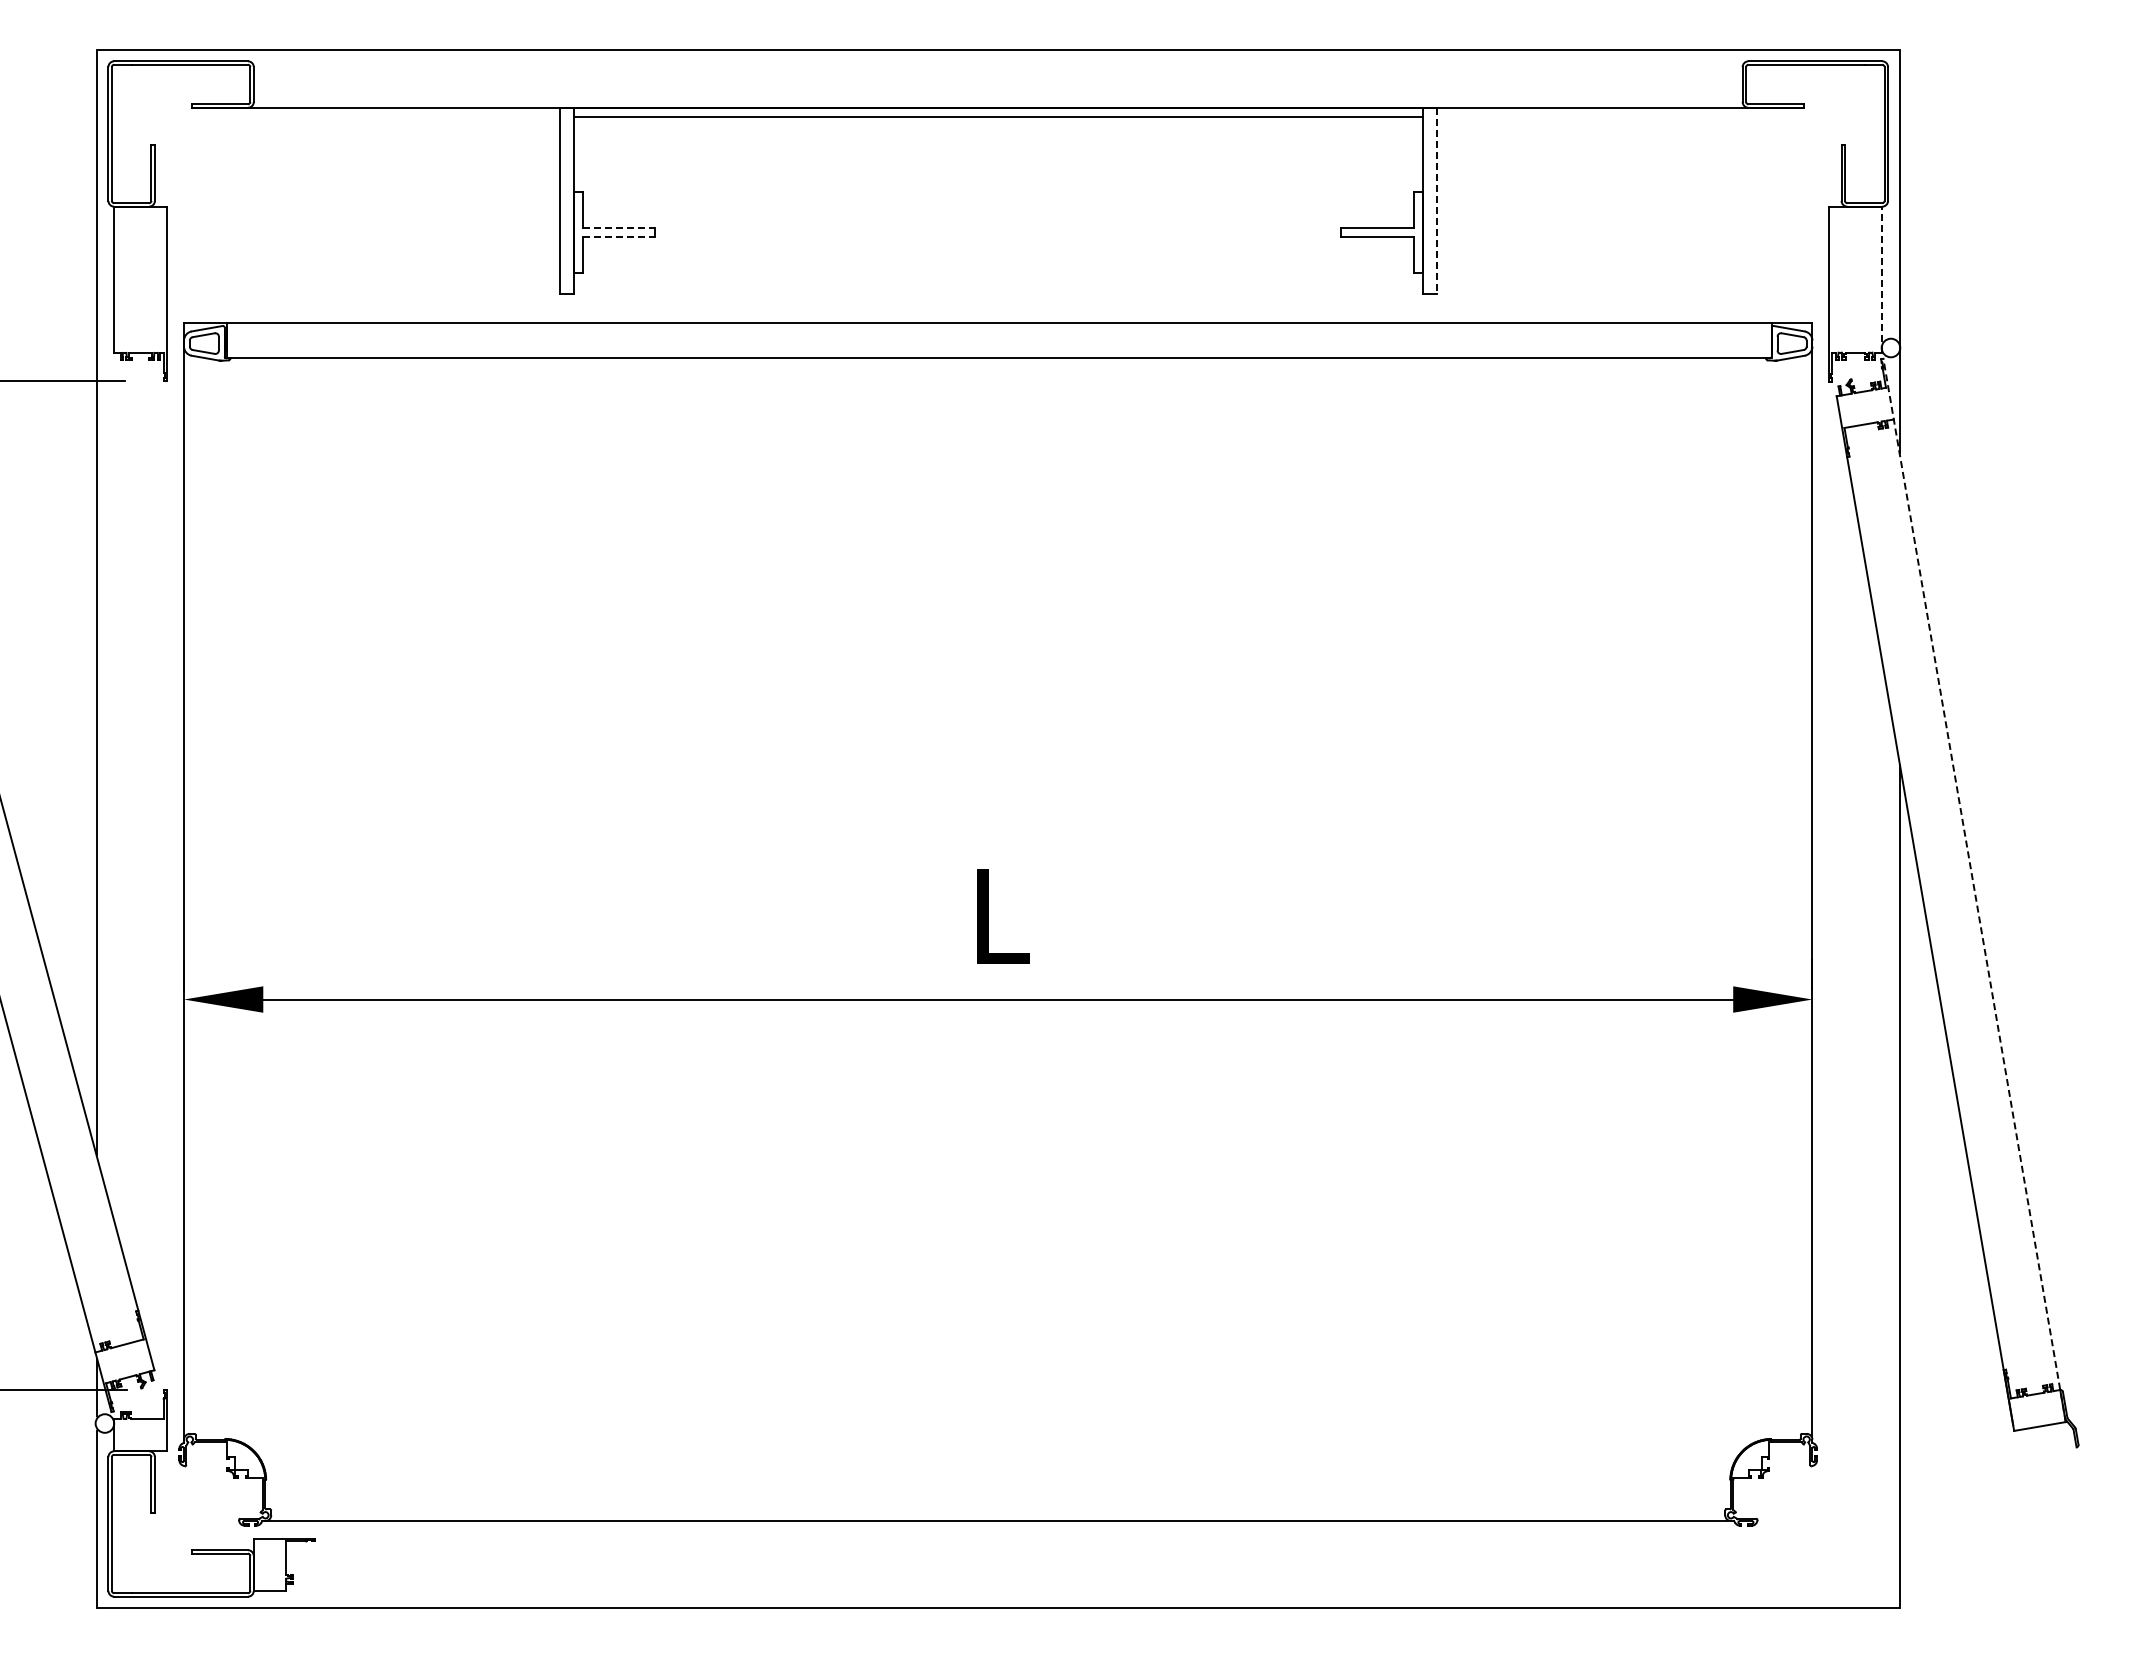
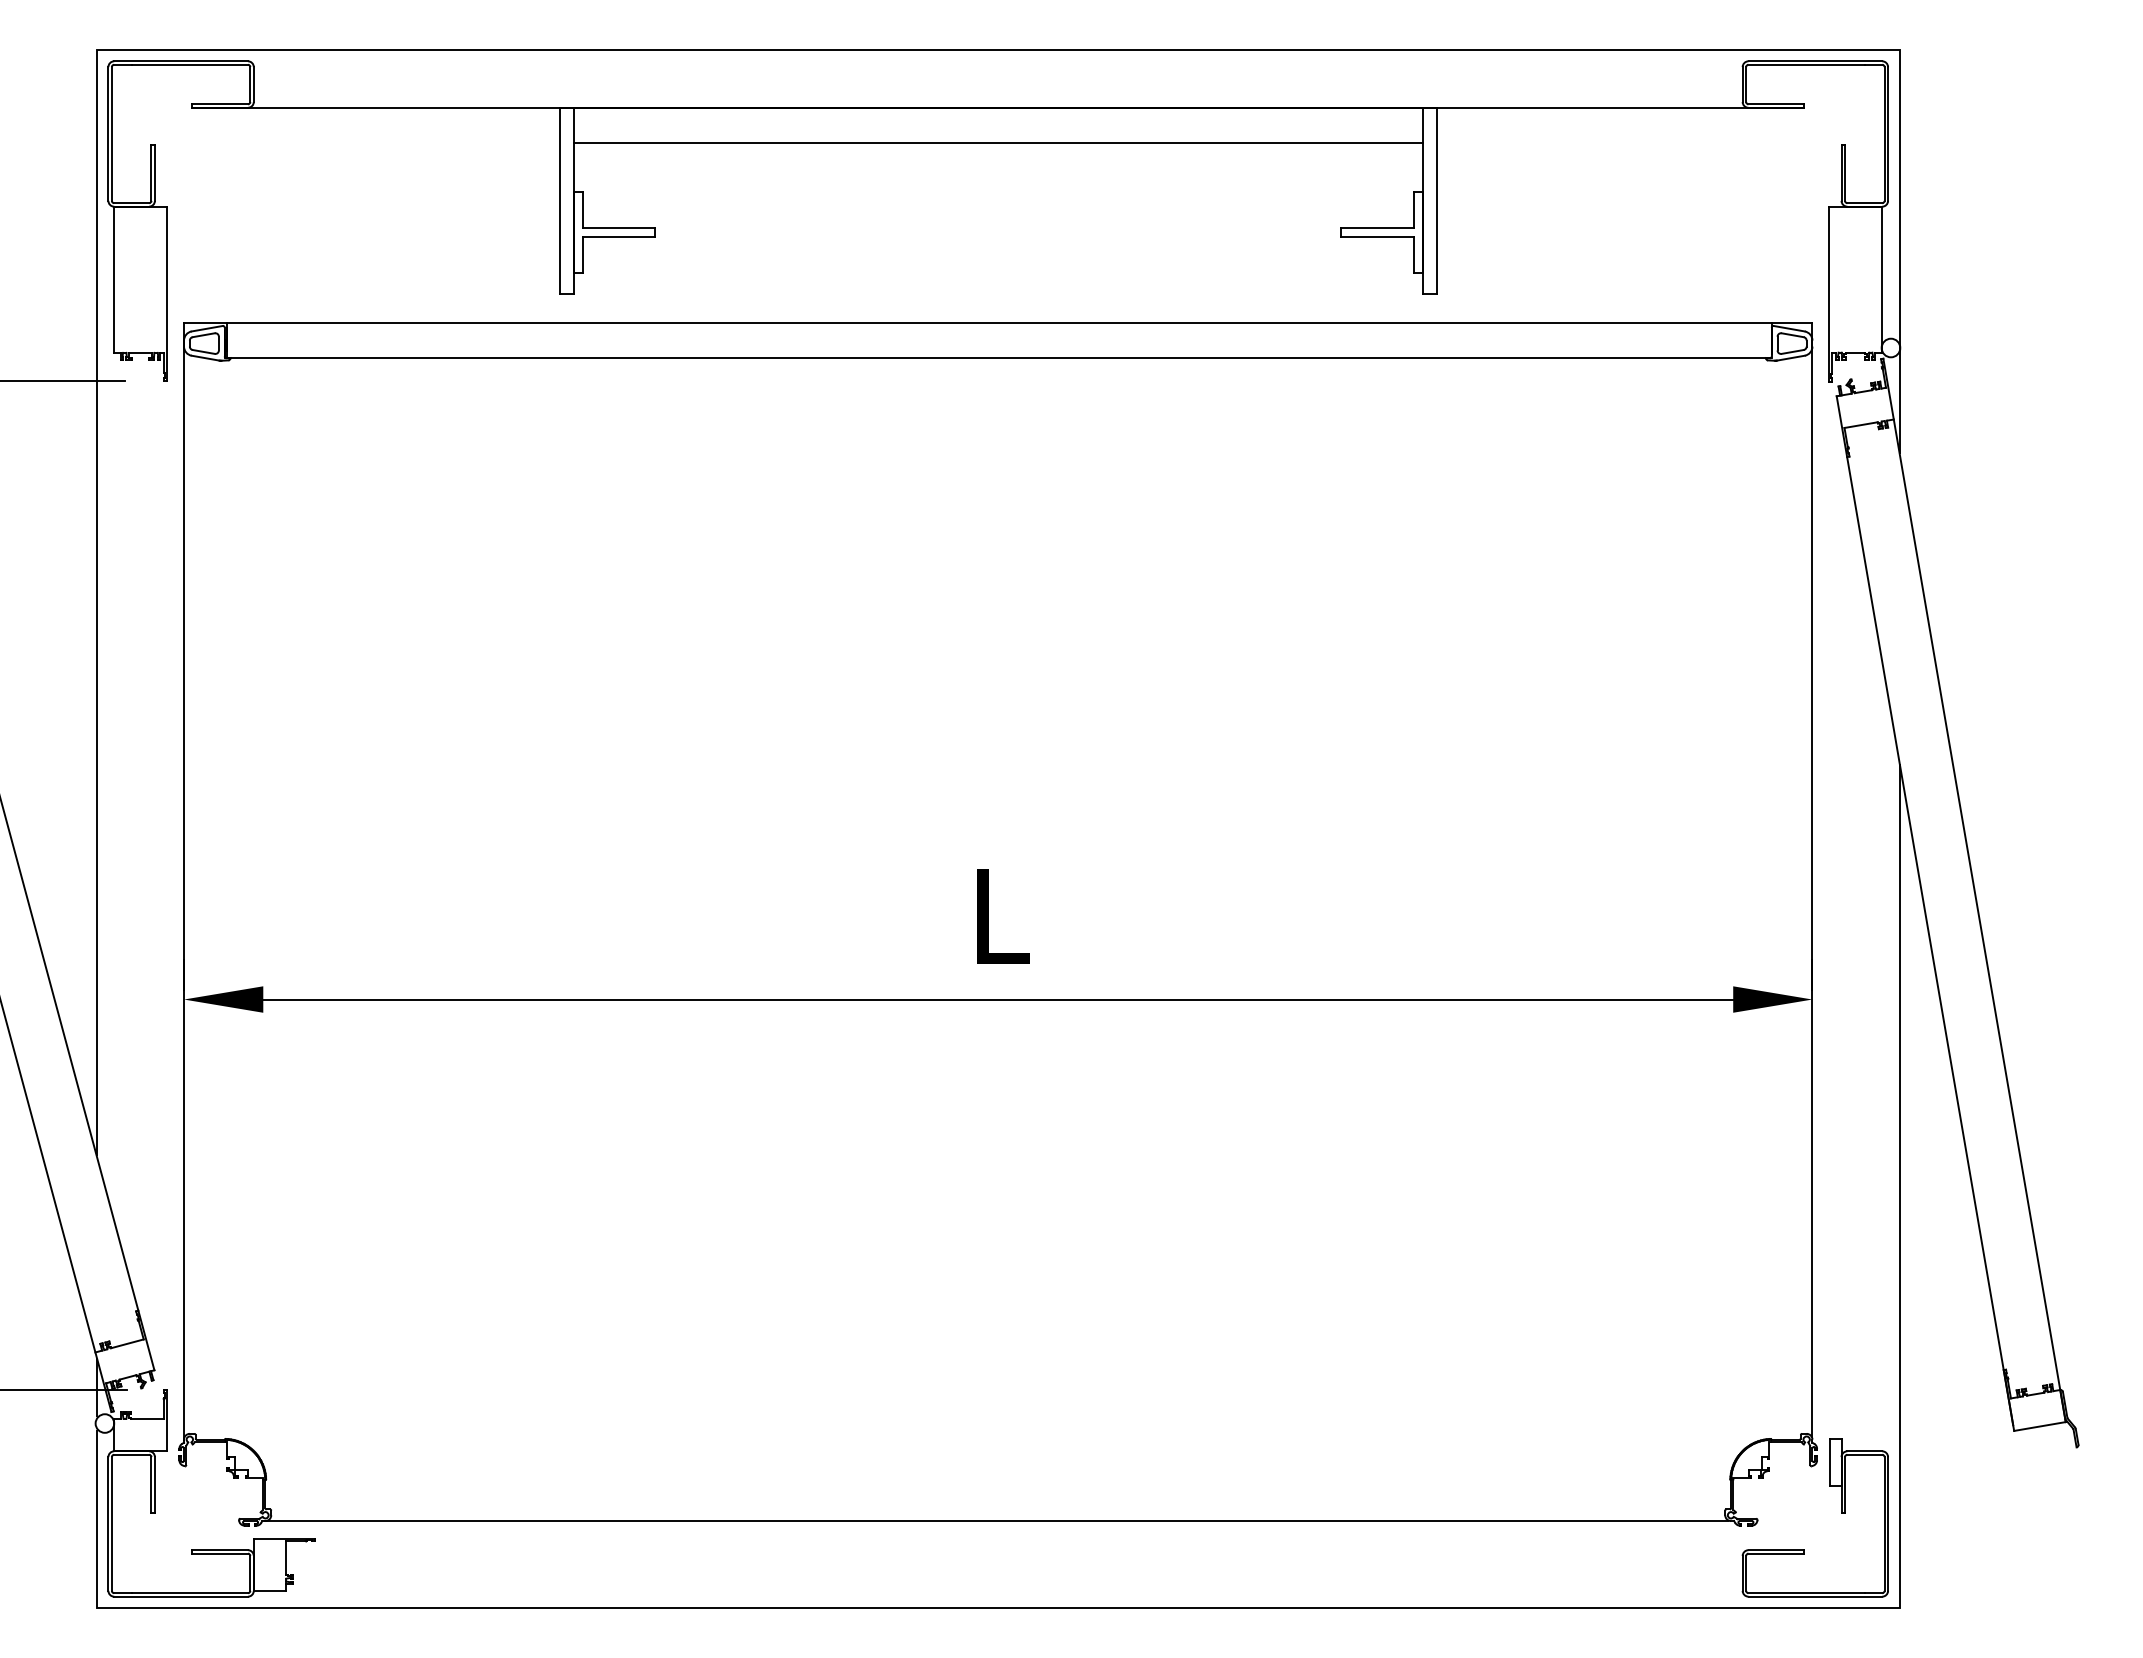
line position: (997, 116) -> (997, 142) (997, 142)
line: dashed -> solid (1436, 201)
line: dashed -> solid (619, 227)
line: dashed -> solid (619, 236)
line: dashed -> solid (1881, 279)
line: dashed -> solid (1974, 889)
part: none -> present (1841, 1513)
